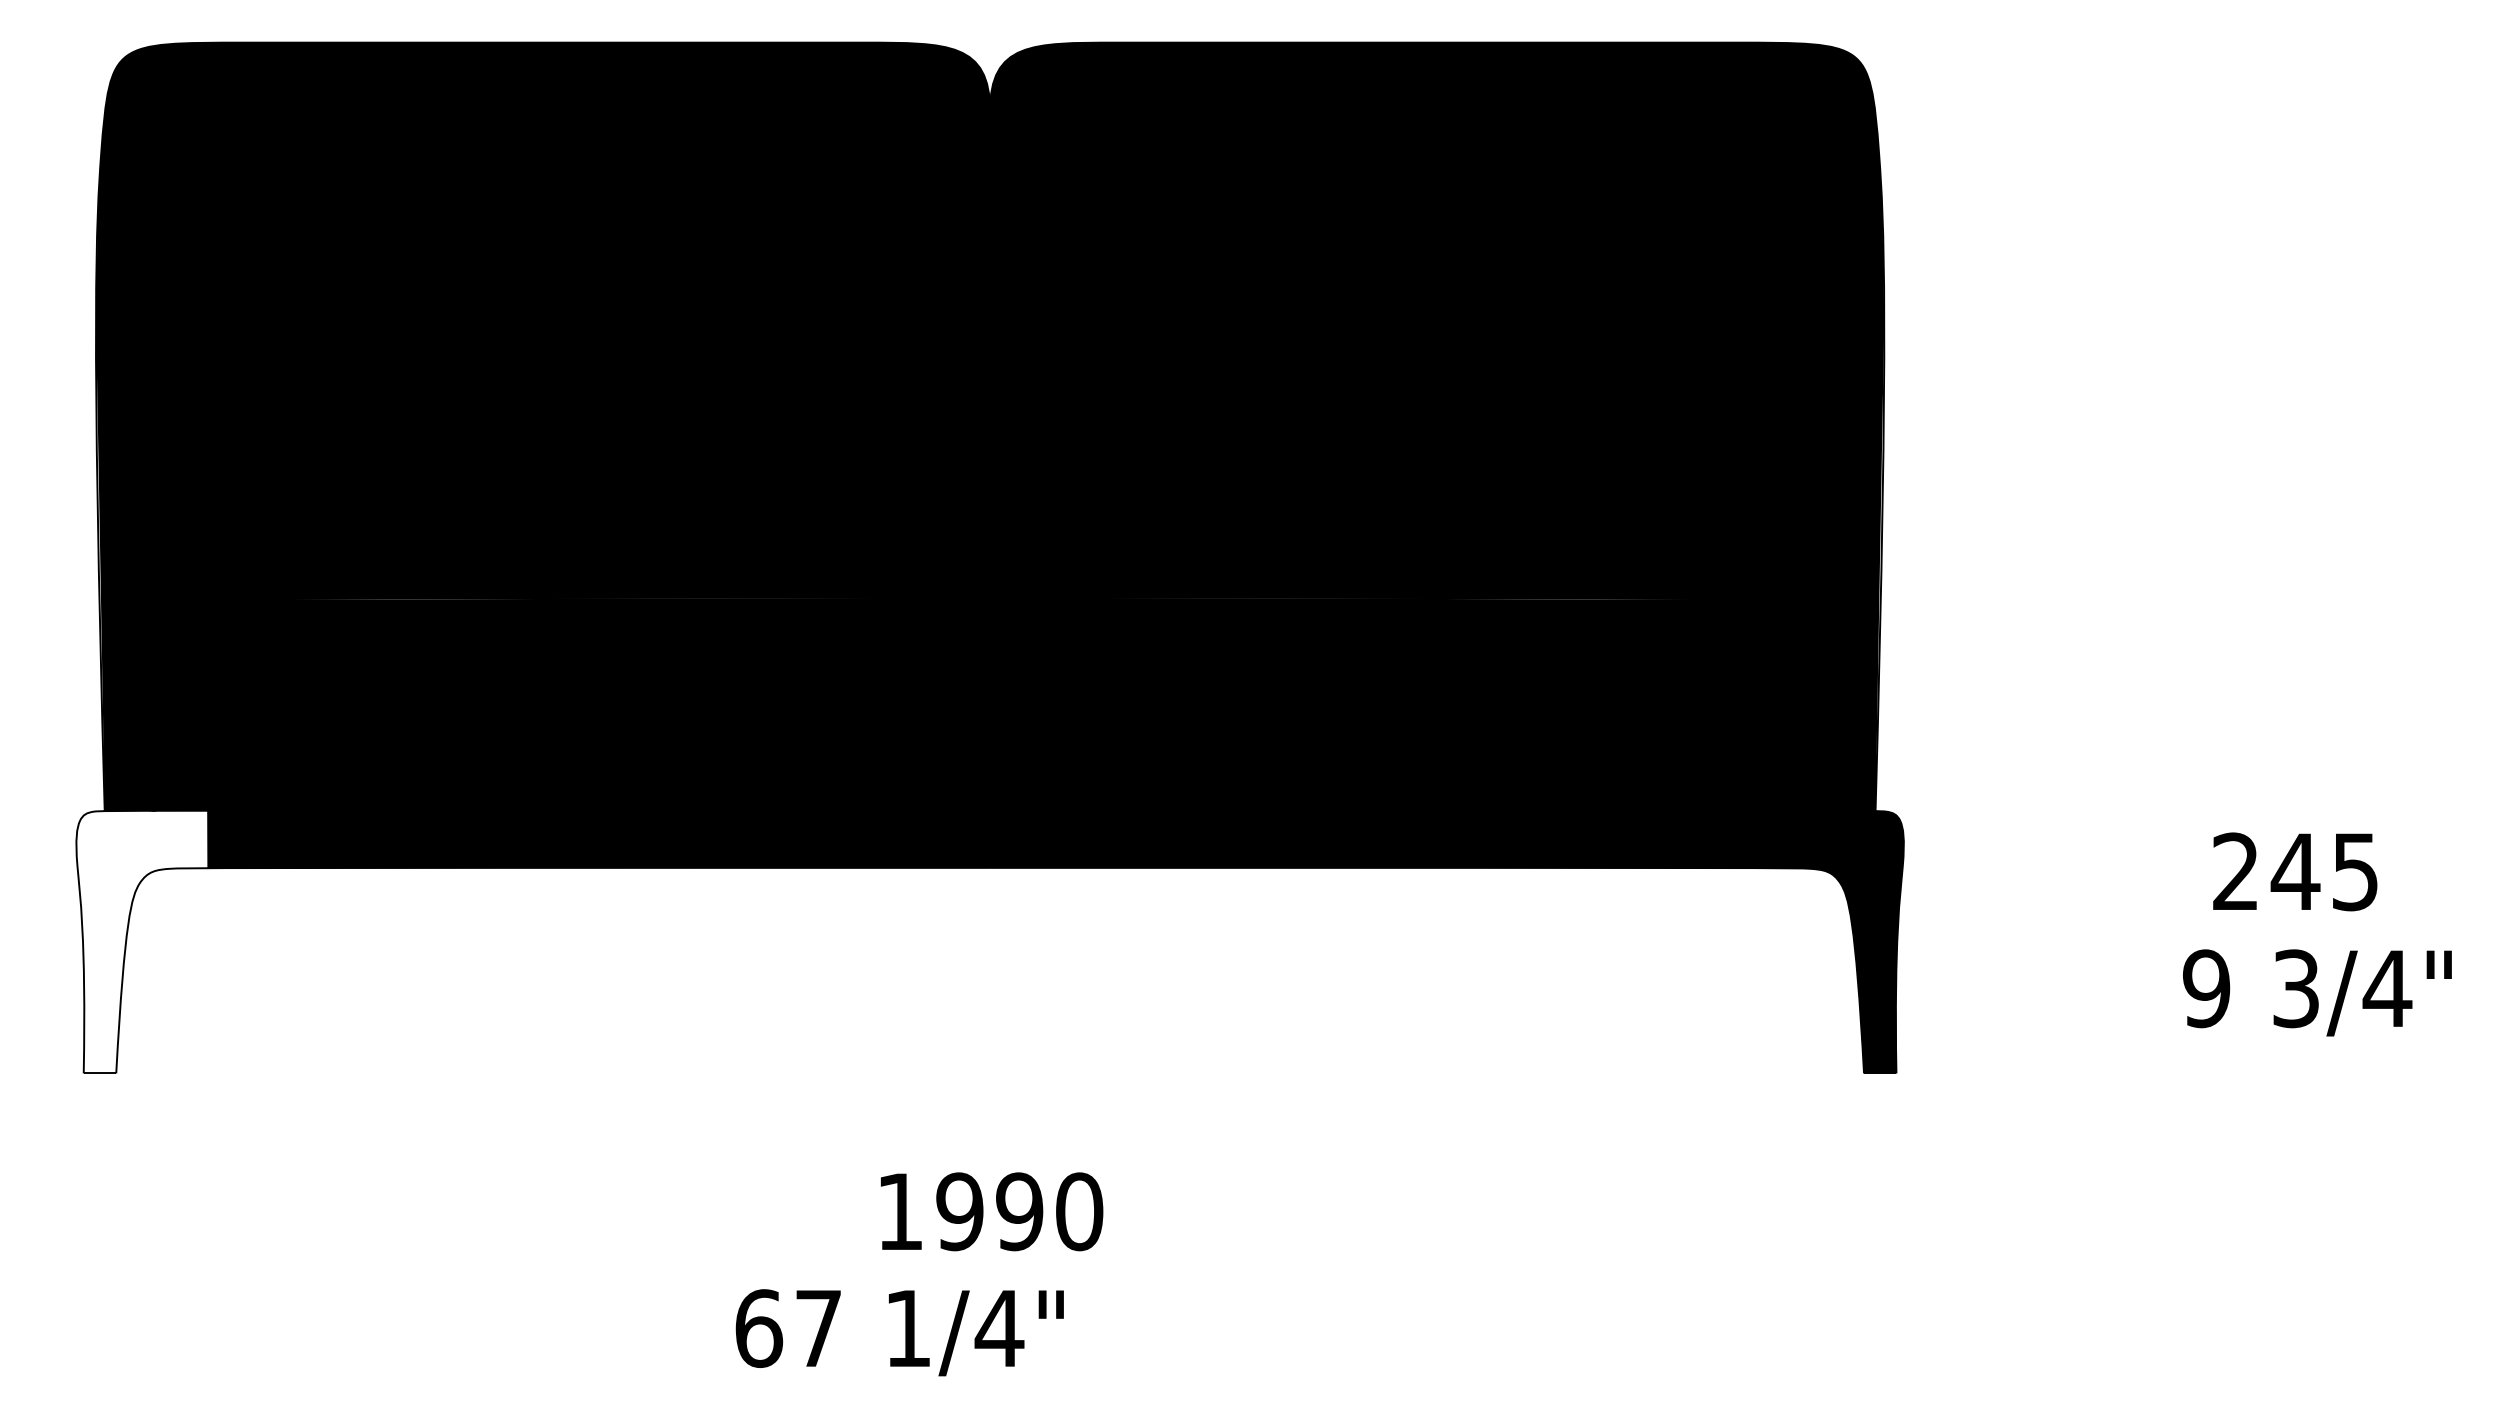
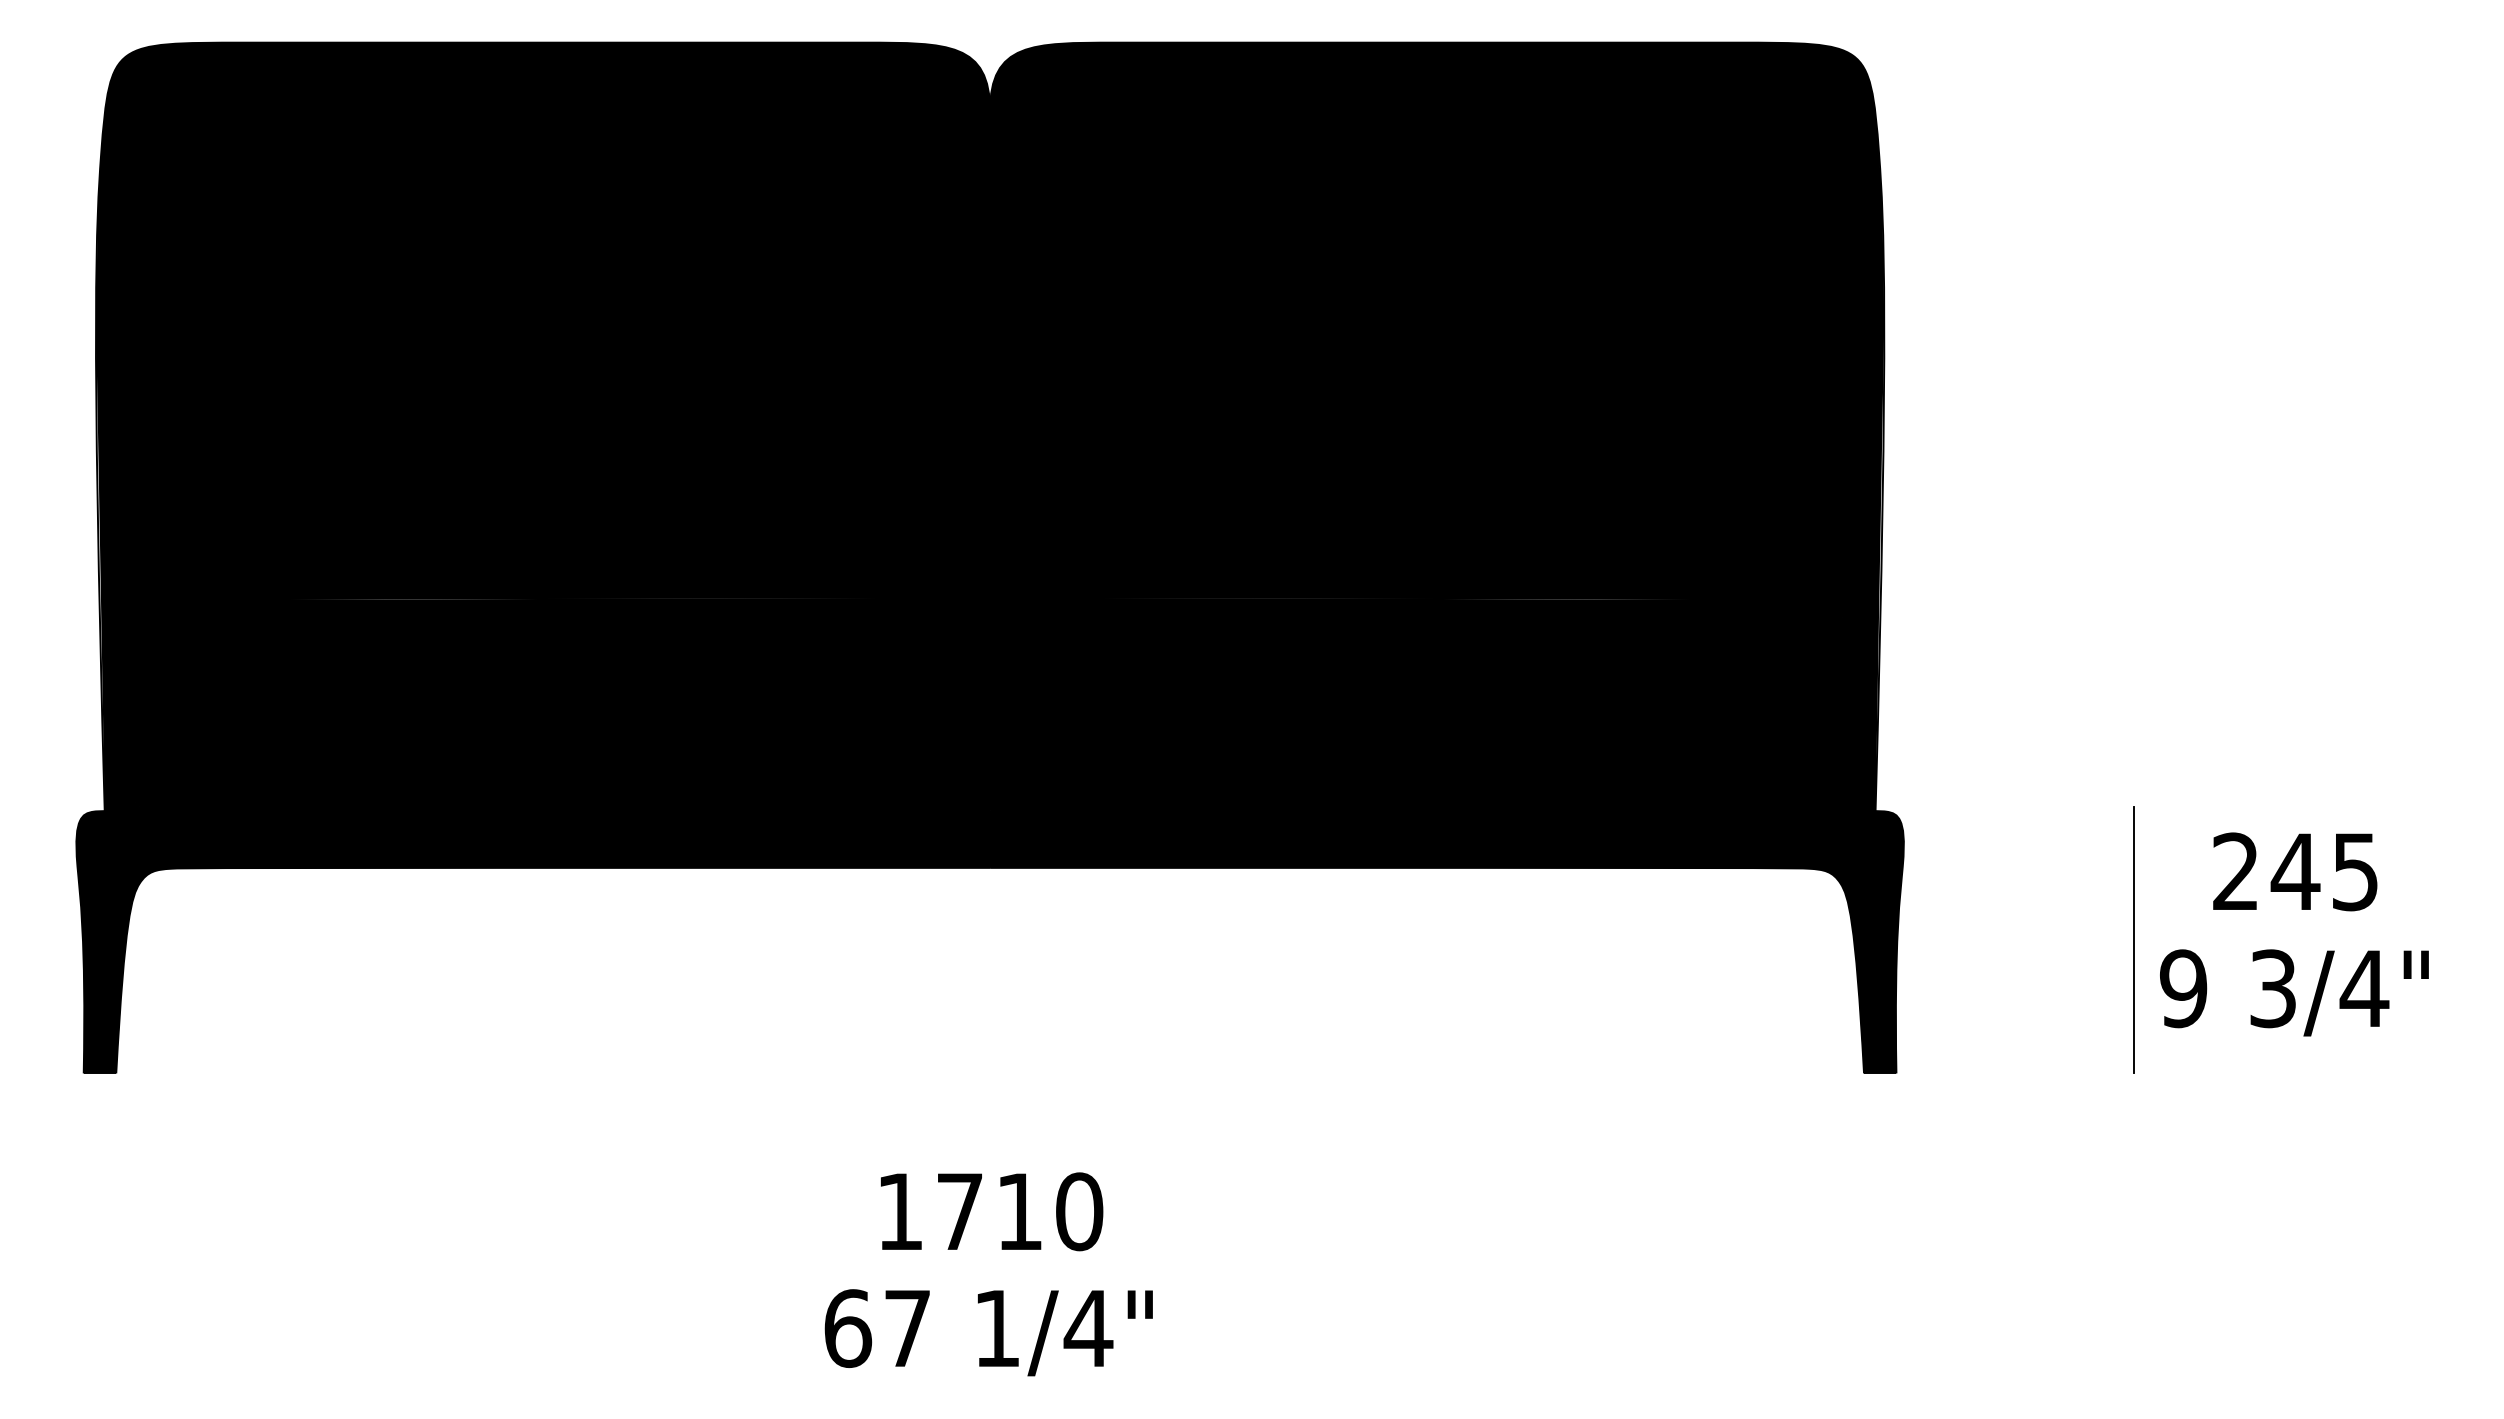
line: none -> present (2133, 940)
fill: none -> present (142, 941)
text position: (2317, 992) -> (2294, 992) (2294, 992)
text: 1990 -> 1710 (989, 1211)
text position: (899, 1332) -> (988, 1332) (988, 1332)
